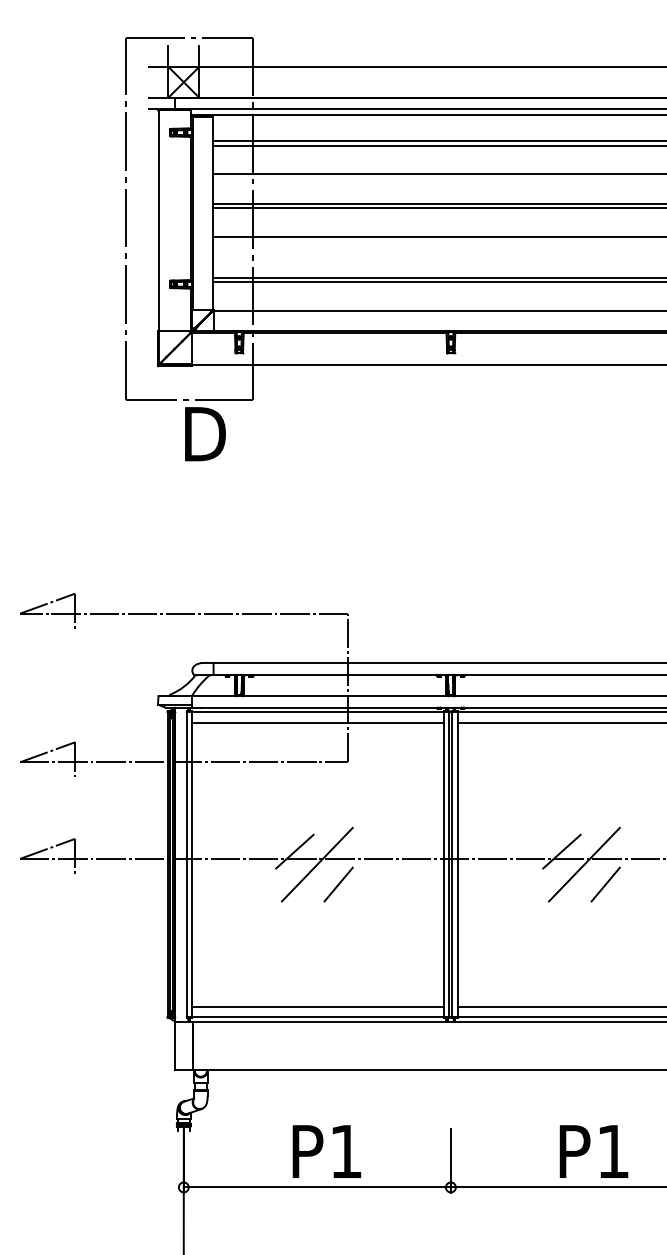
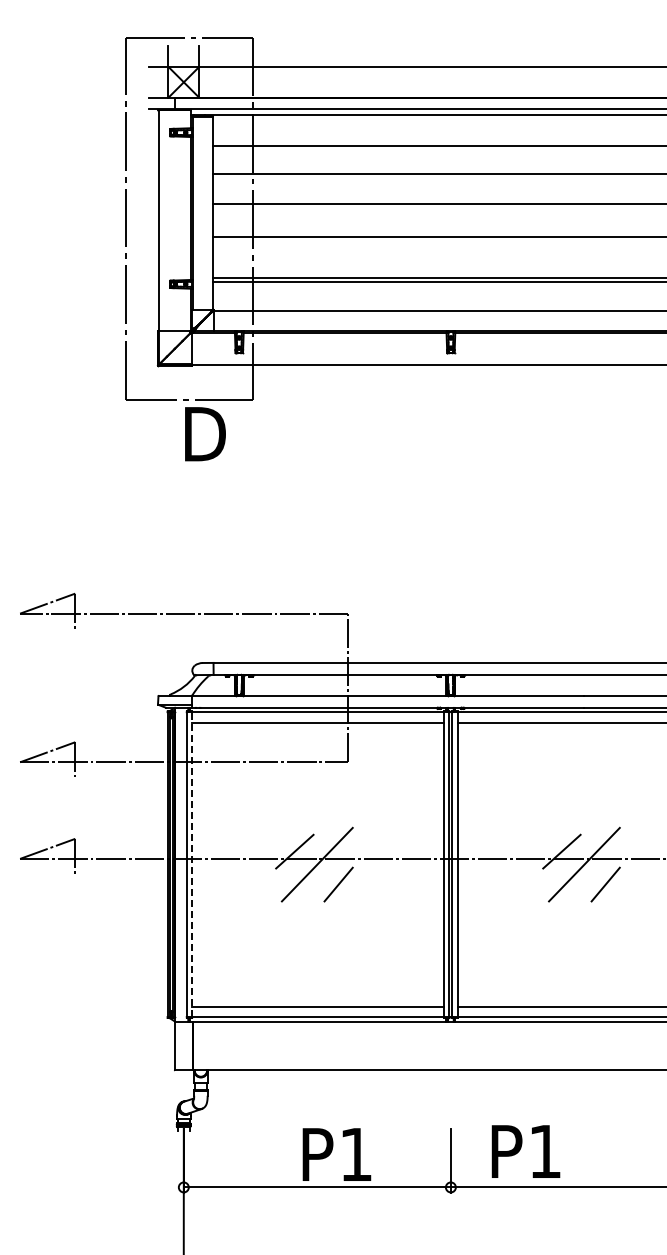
line: present -> none (438, 141)
line: present -> none (438, 208)
line: solid -> dashed (192, 864)
text position: (326, 1151) -> (336, 1154) (336, 1154)
text position: (593, 1151) -> (525, 1151) (525, 1151)
